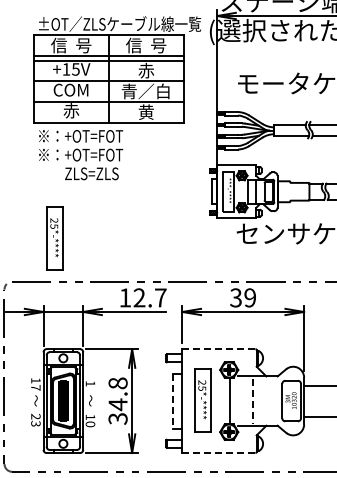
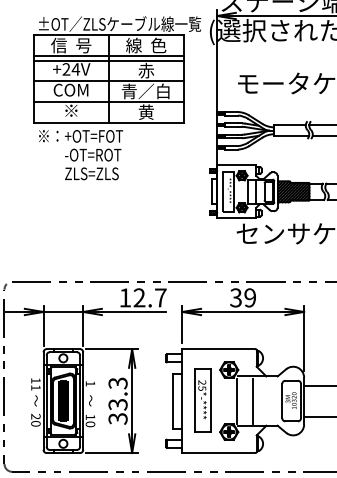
text: 信  号 -> 線  色 (146, 45)
text: +15V -> +24V (71, 69)
text: 赤 -> ※ (71, 110)
text: ※：+OT=FOT -> -OT=ROT (81, 154)
hatch: none -> present (293, 191)
part: present -> none (54, 238)
line: dashed -> solid (218, 349)
text: 17 -> 11 (35, 387)
text: 34.8 -> 33.3 (117, 394)
line position: (229, 400) -> (236, 400) (236, 400)
line: dashed -> solid (173, 401)
line: dashed -> solid (253, 401)
text: 23 -> 20 (35, 423)
line: dashed -> solid (218, 453)
